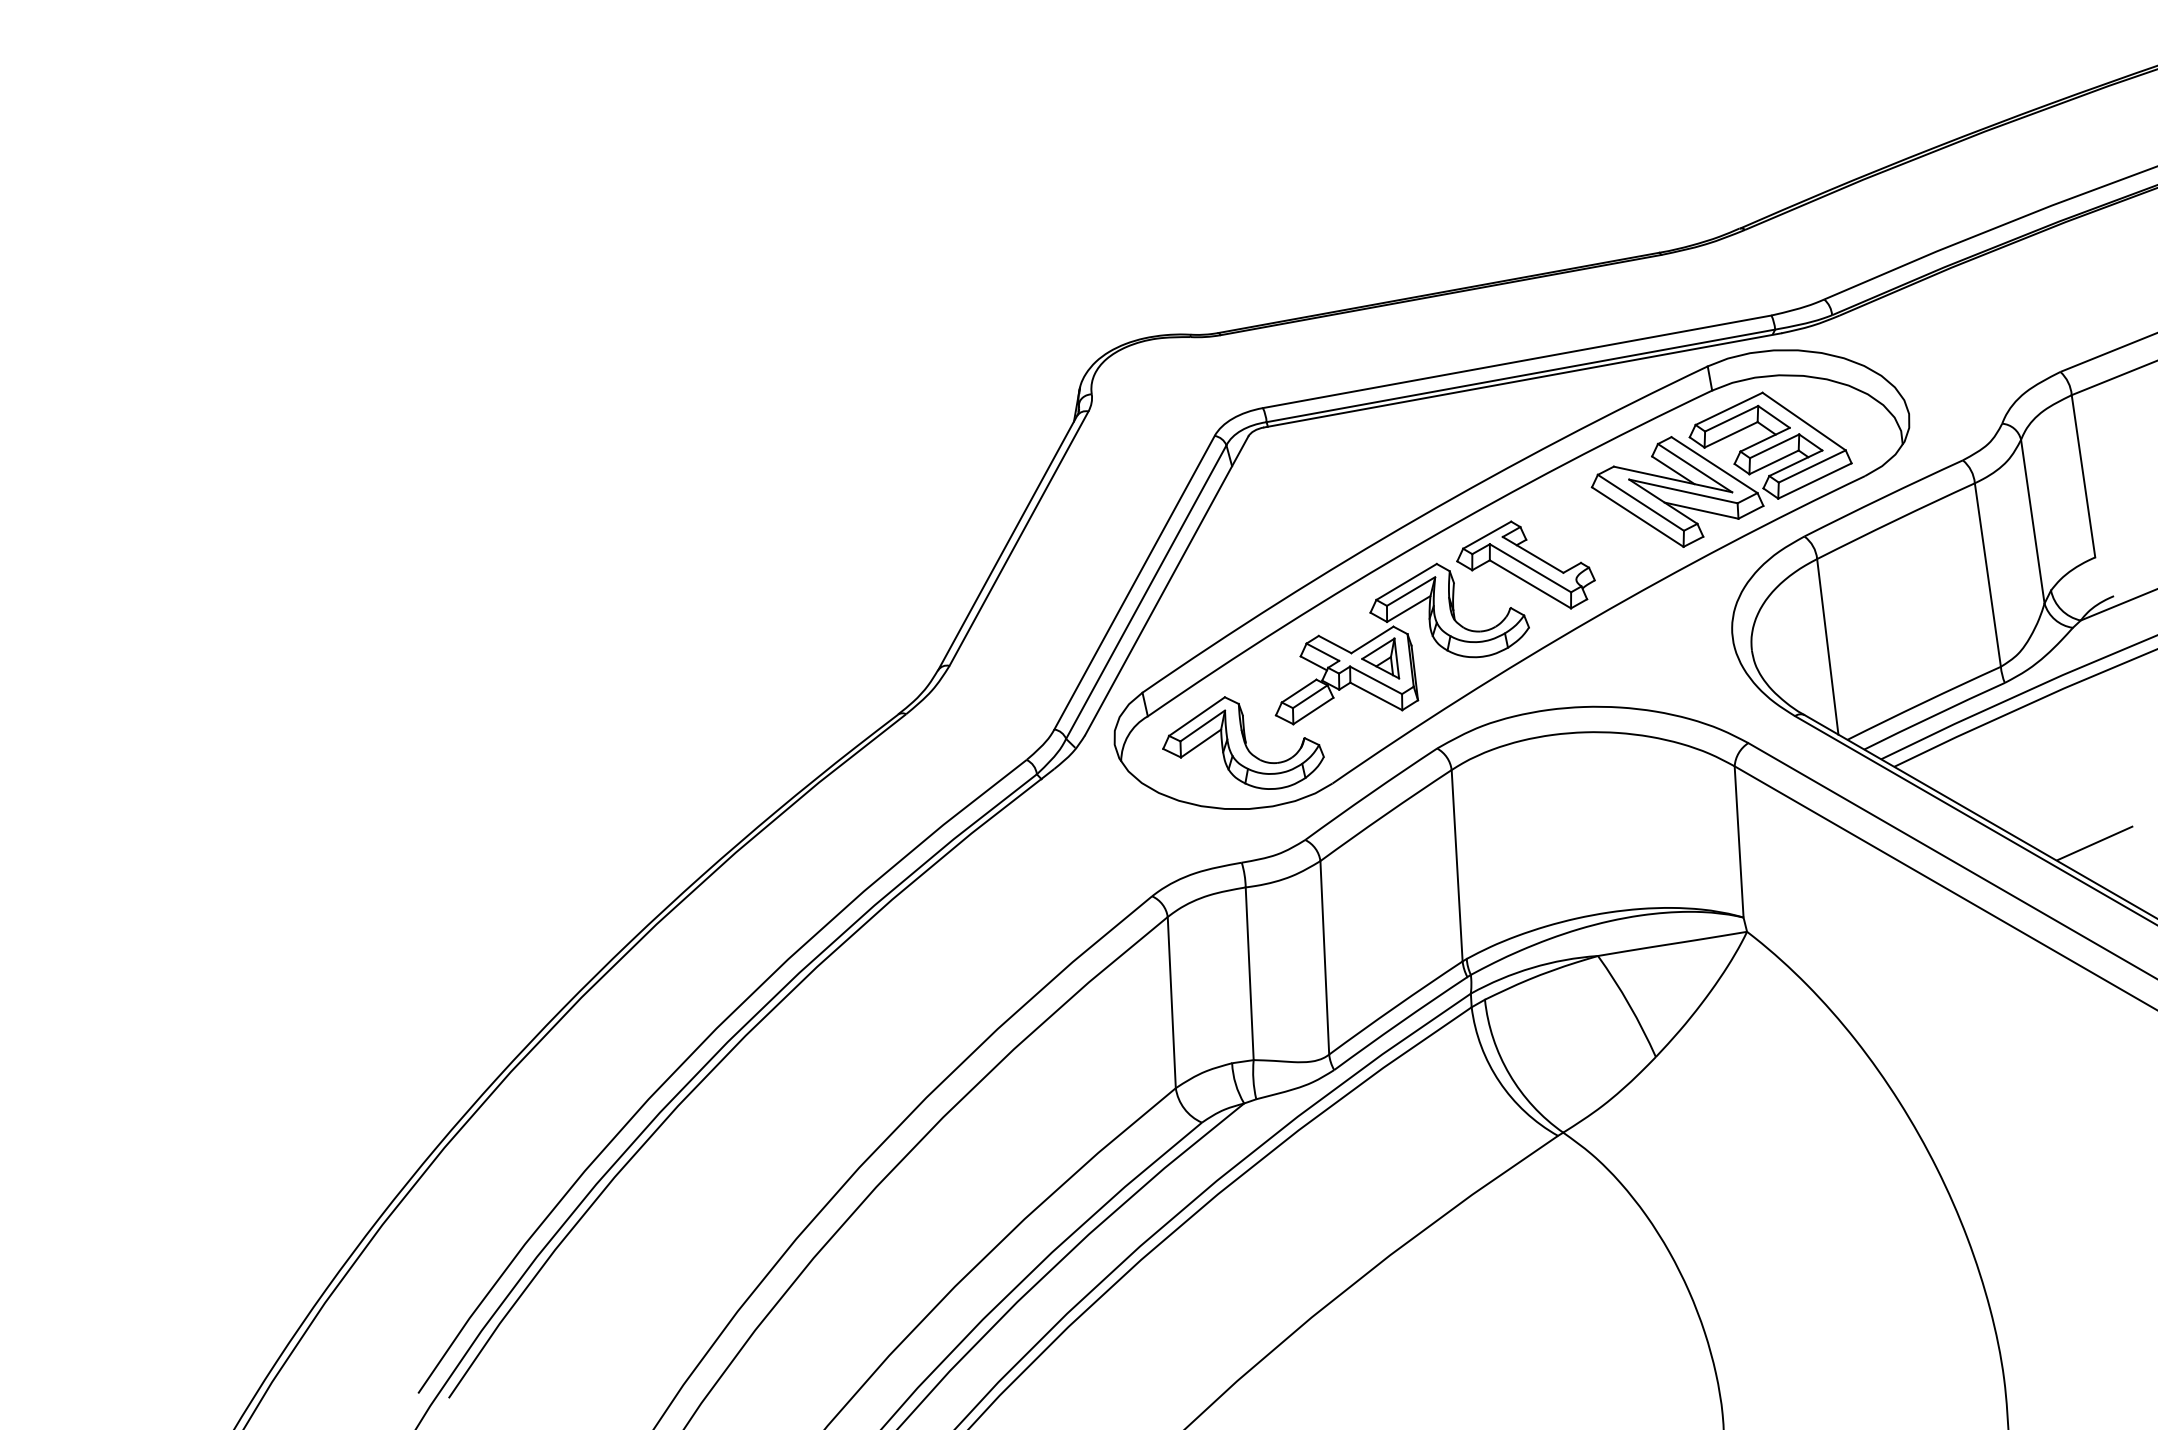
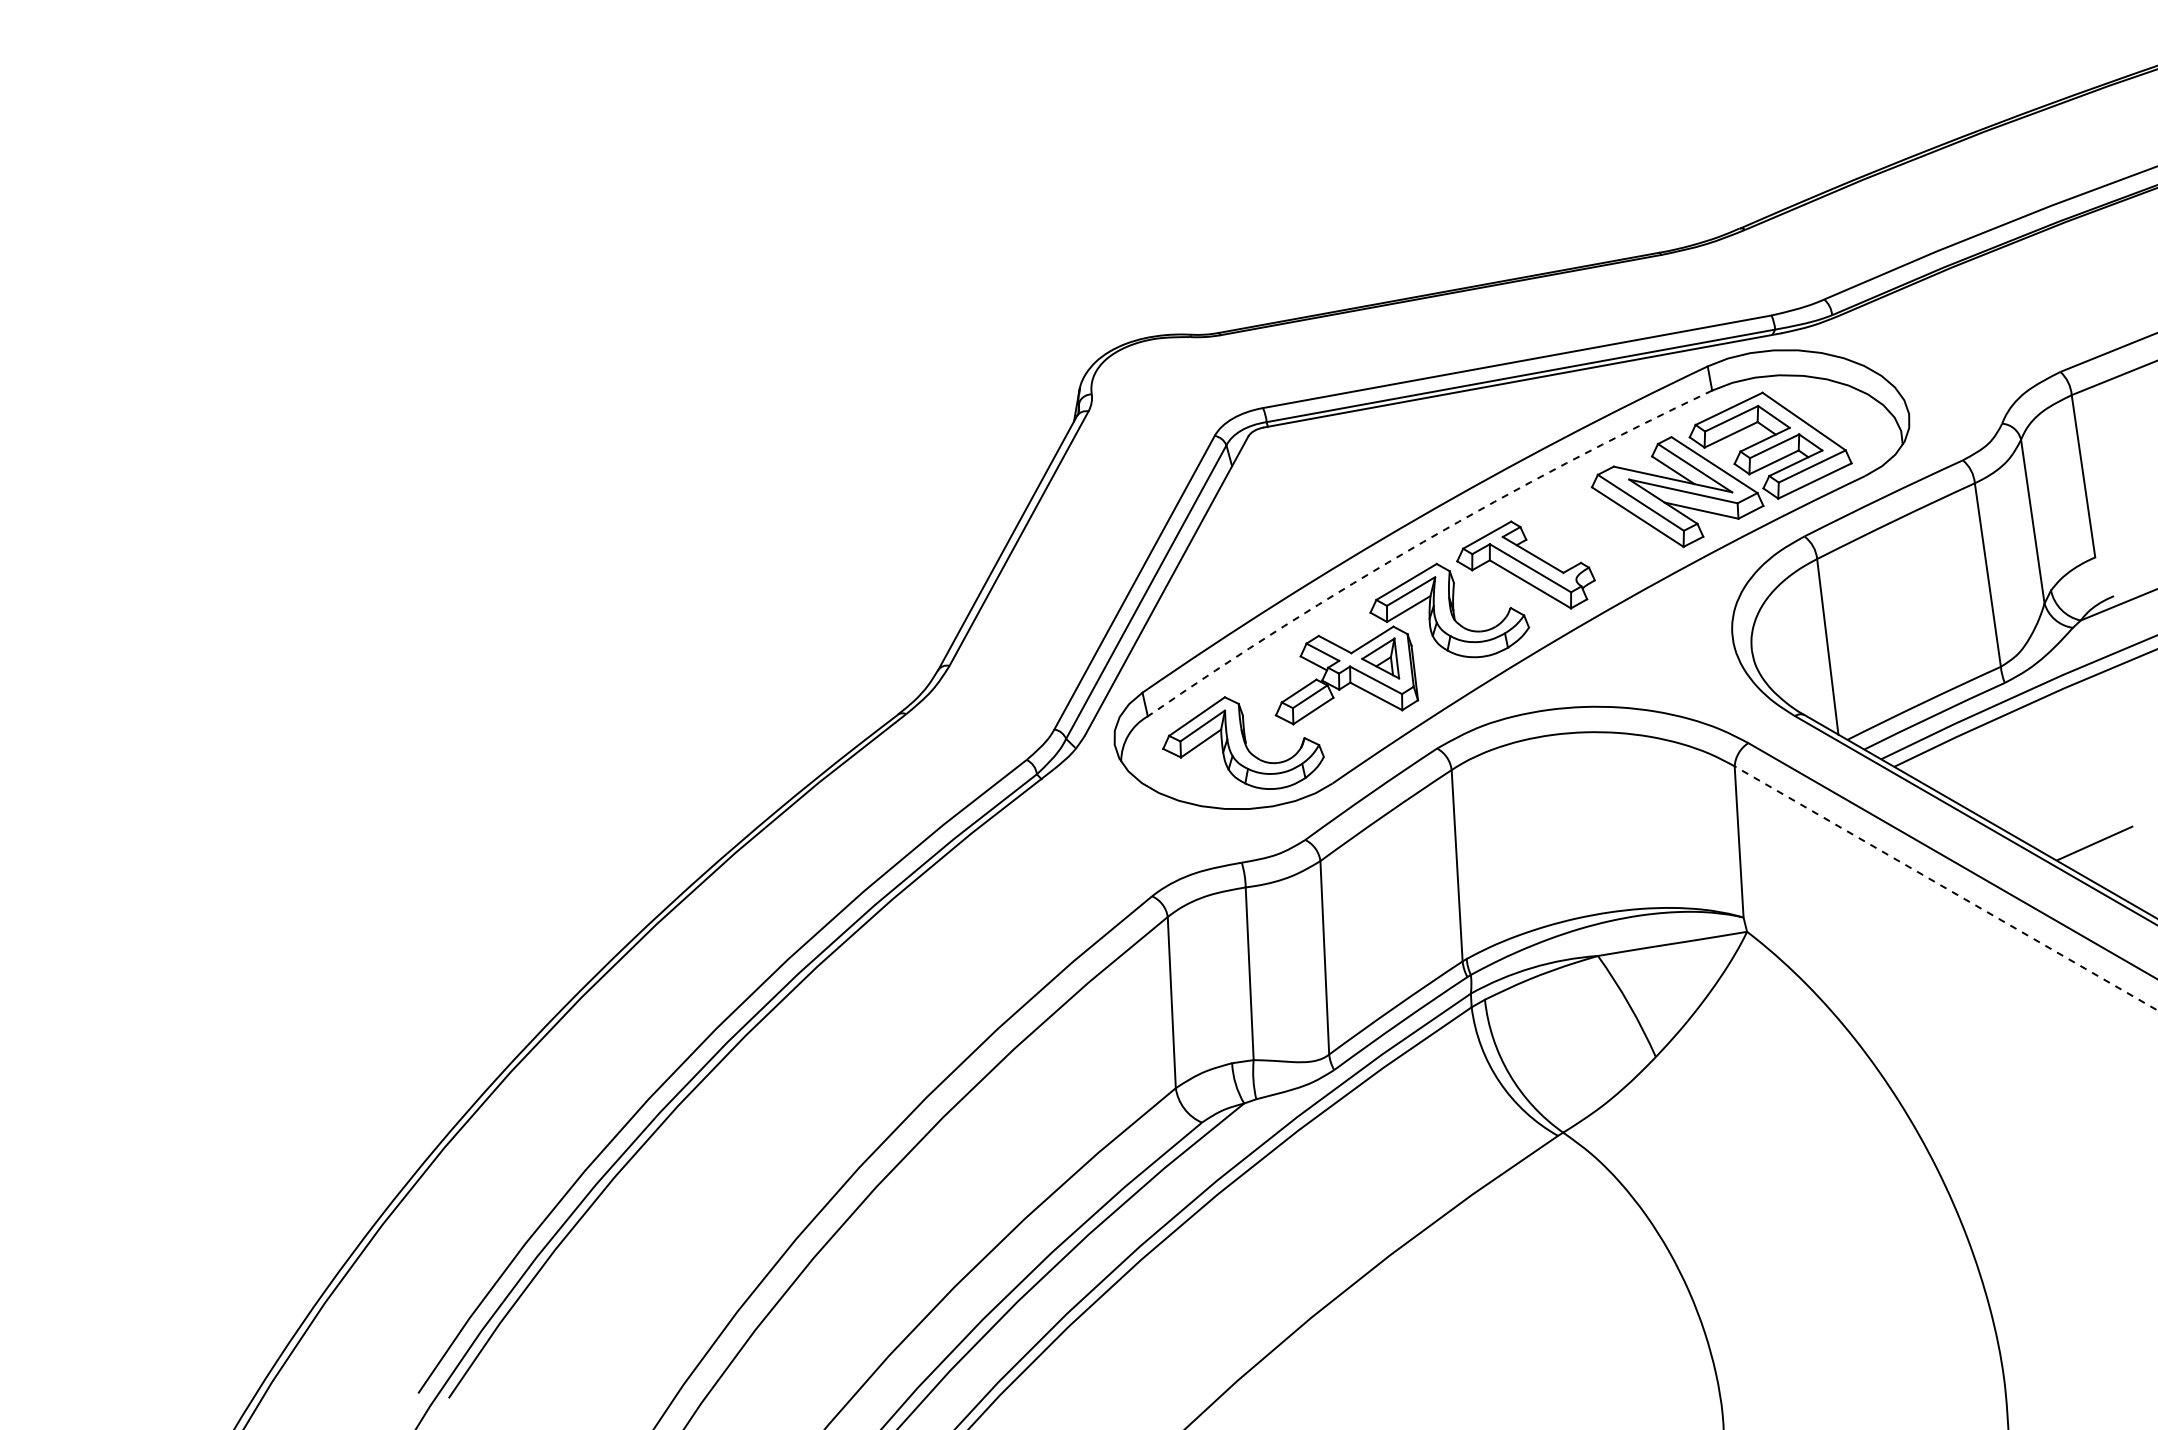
arc: solid -> dashed (1423, 542)
line: solid -> dashed (1945, 888)
